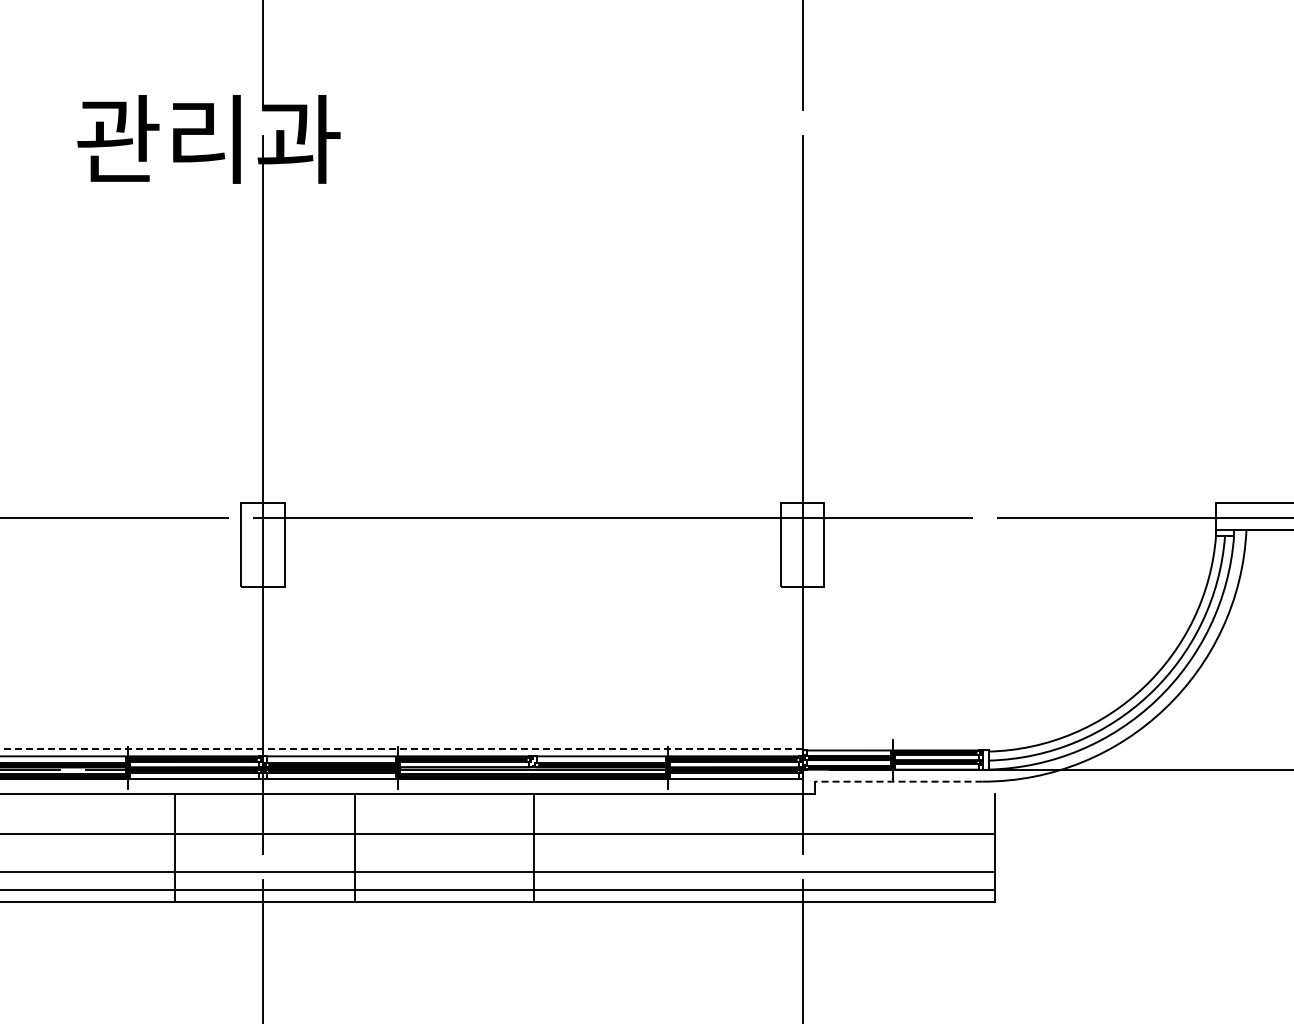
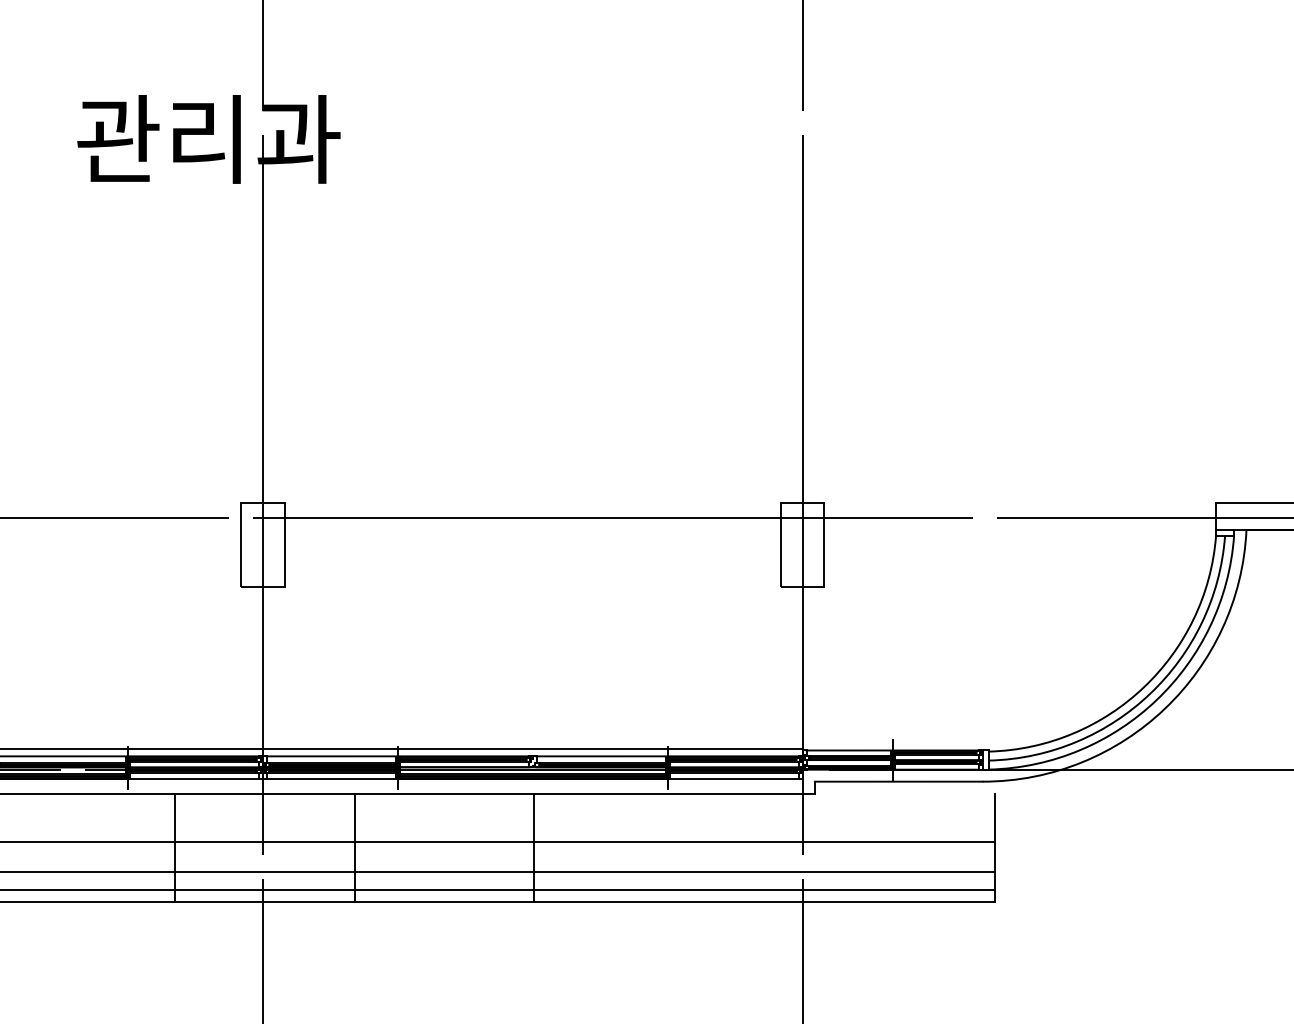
line: dashed -> solid (401, 749)
line: dashed -> solid (898, 781)
line position: (498, 833) -> (498, 841) (498, 841)
